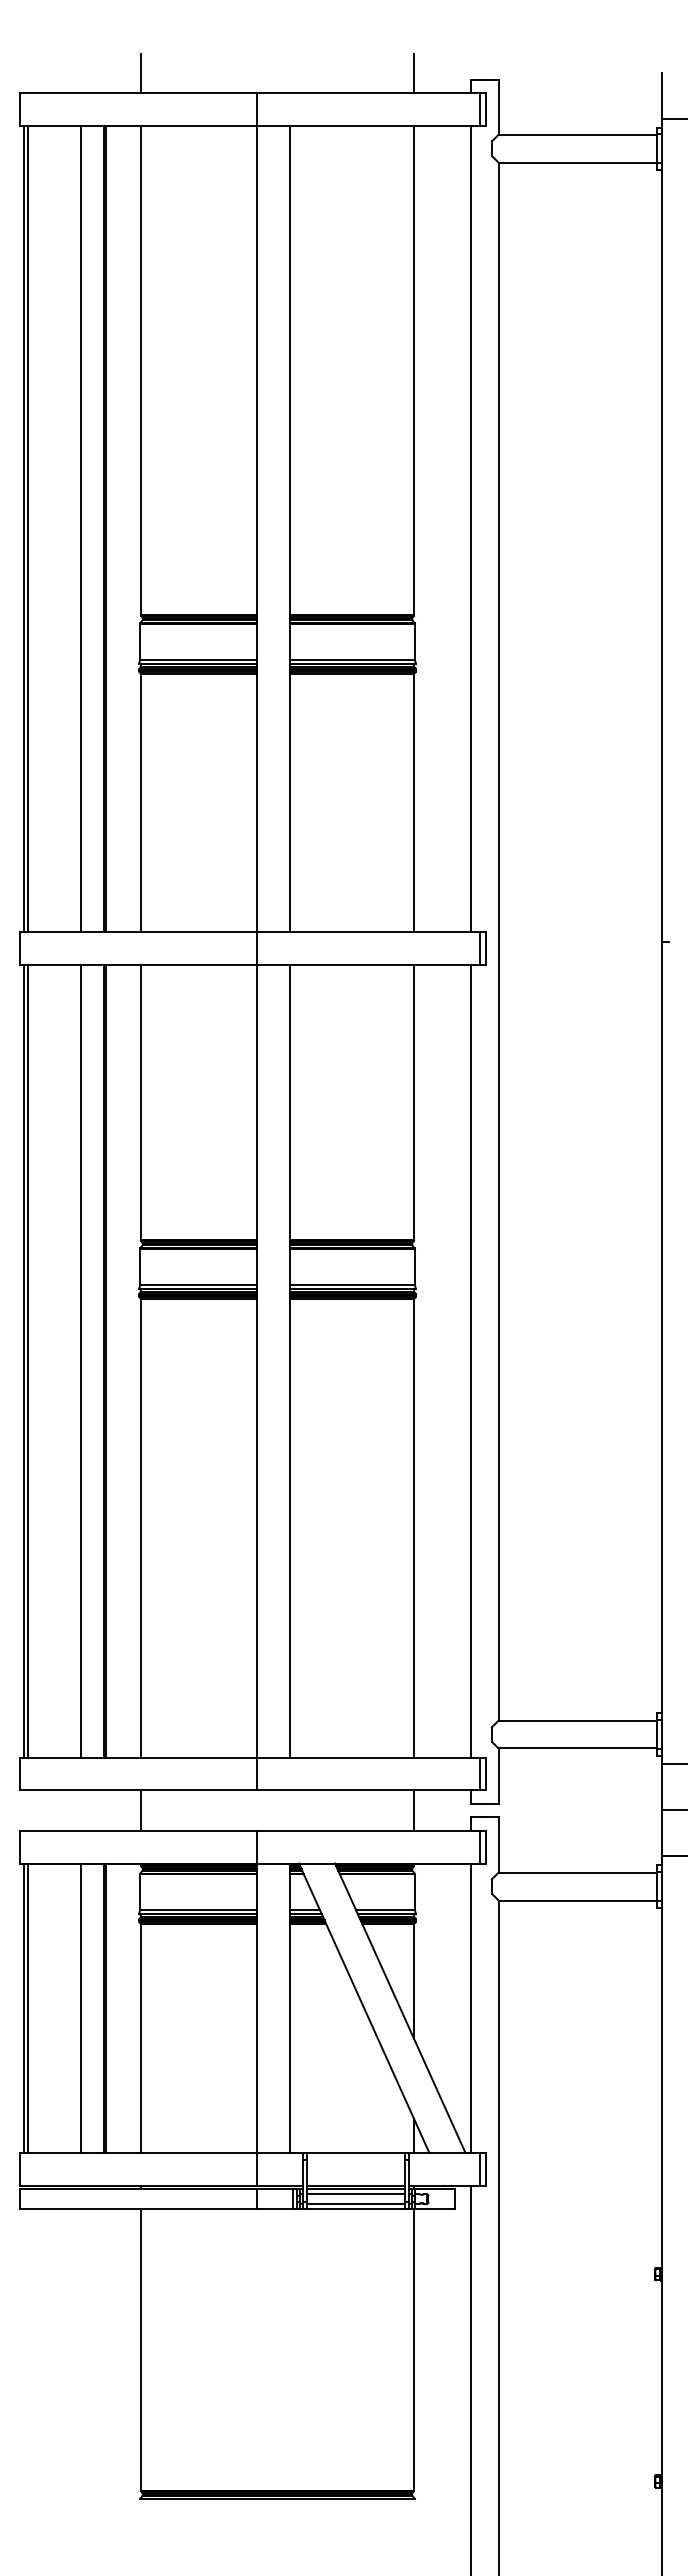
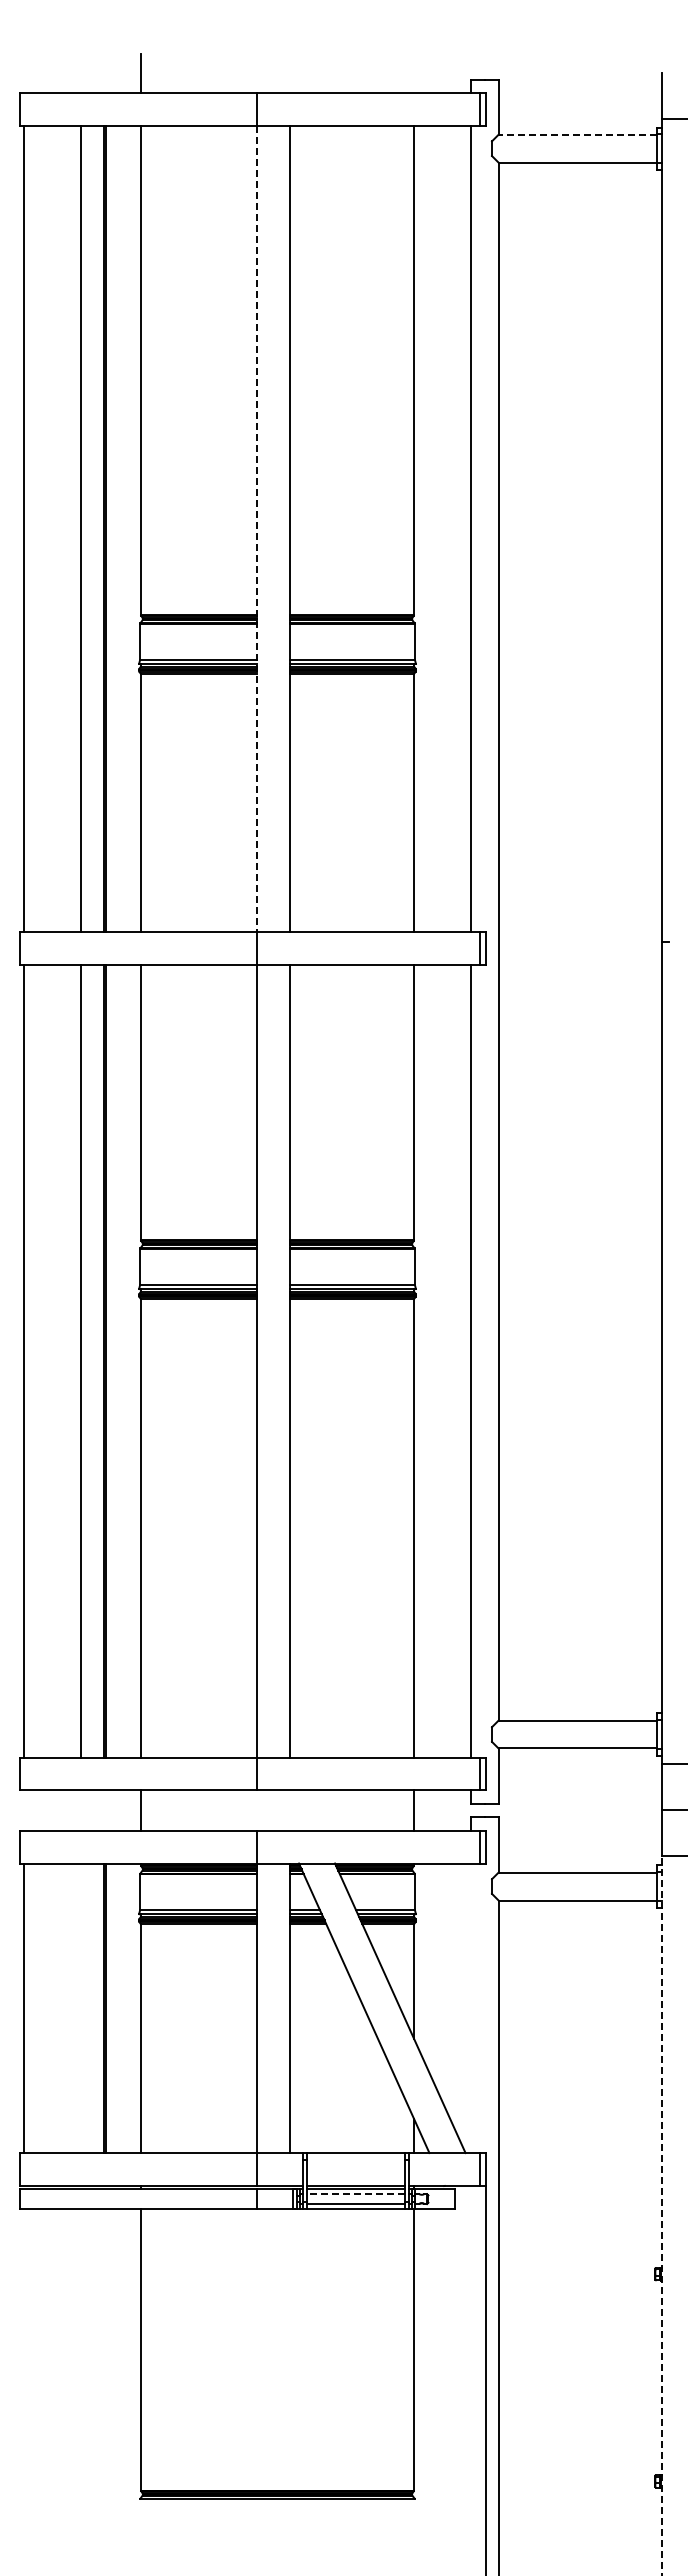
line: present -> none (414, 72)
line: solid -> dashed (577, 134)
line: present -> none (27, 528)
line: solid -> dashed (257, 529)
line: present -> none (27, 1360)
line: present -> none (27, 2008)
line: present -> none (80, 2008)
line: present -> none (470, 2008)
line: solid -> dashed (355, 2194)
line: solid -> dashed (662, 2216)
line position: (470, 2378) -> (485, 2378) (485, 2378)
